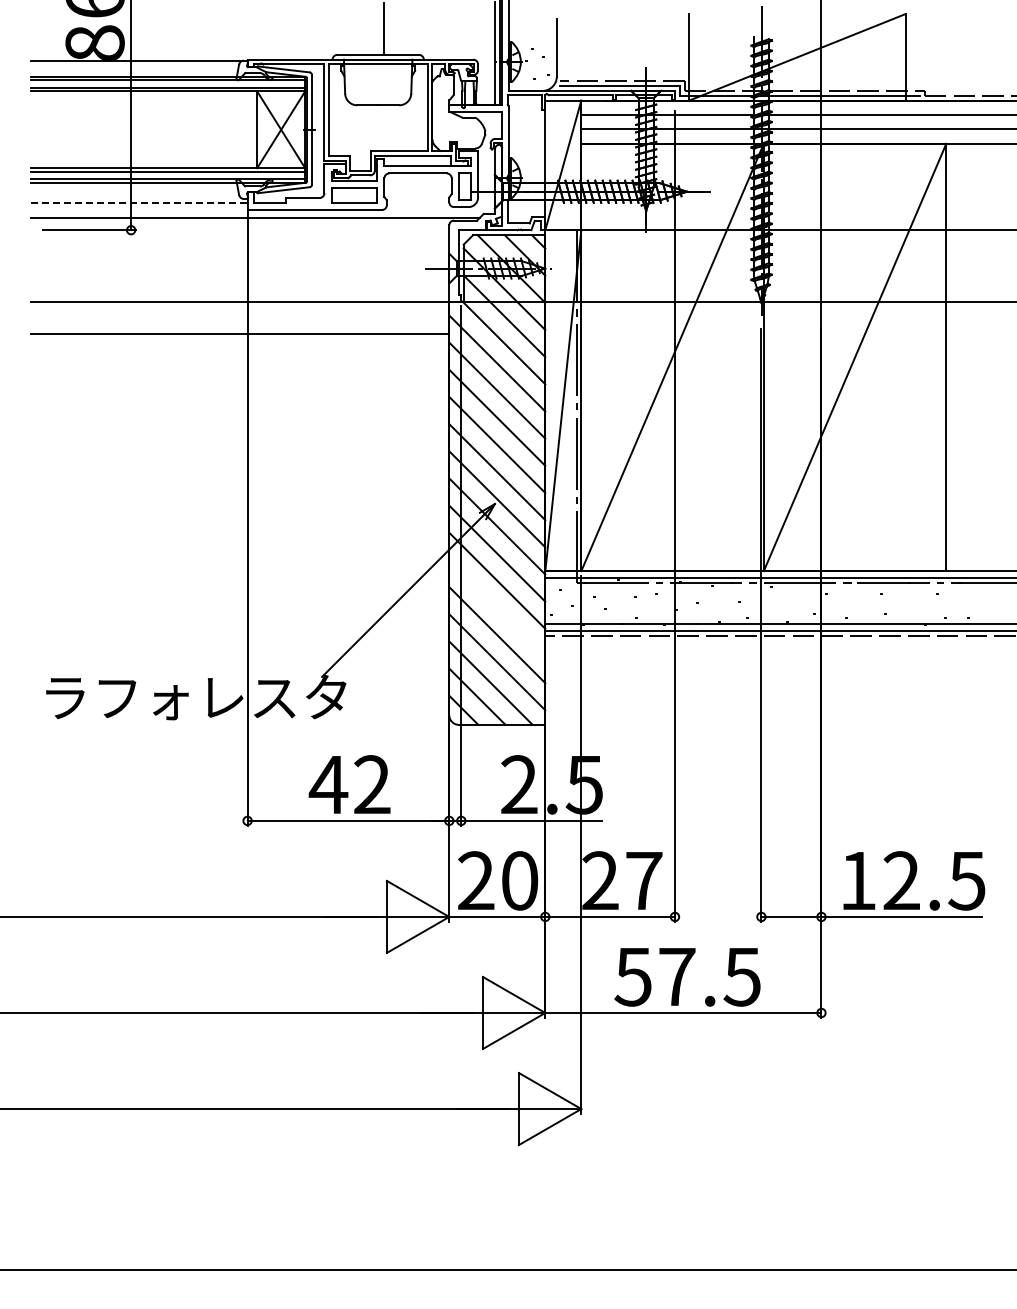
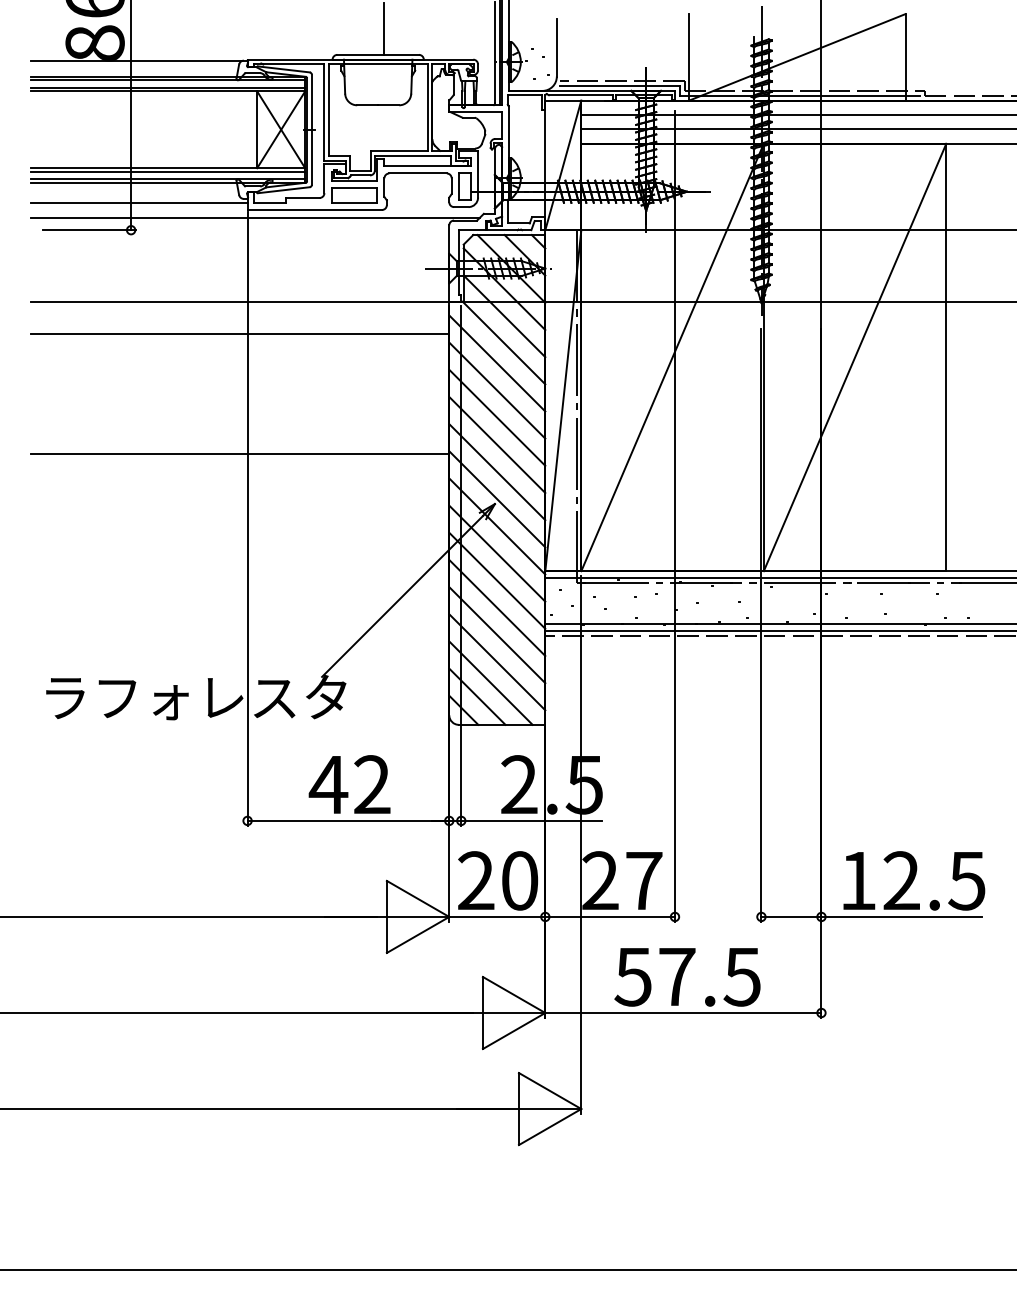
line: dashed -> solid (140, 203)
line: none -> present (240, 454)
line: none -> present (497, 607)
